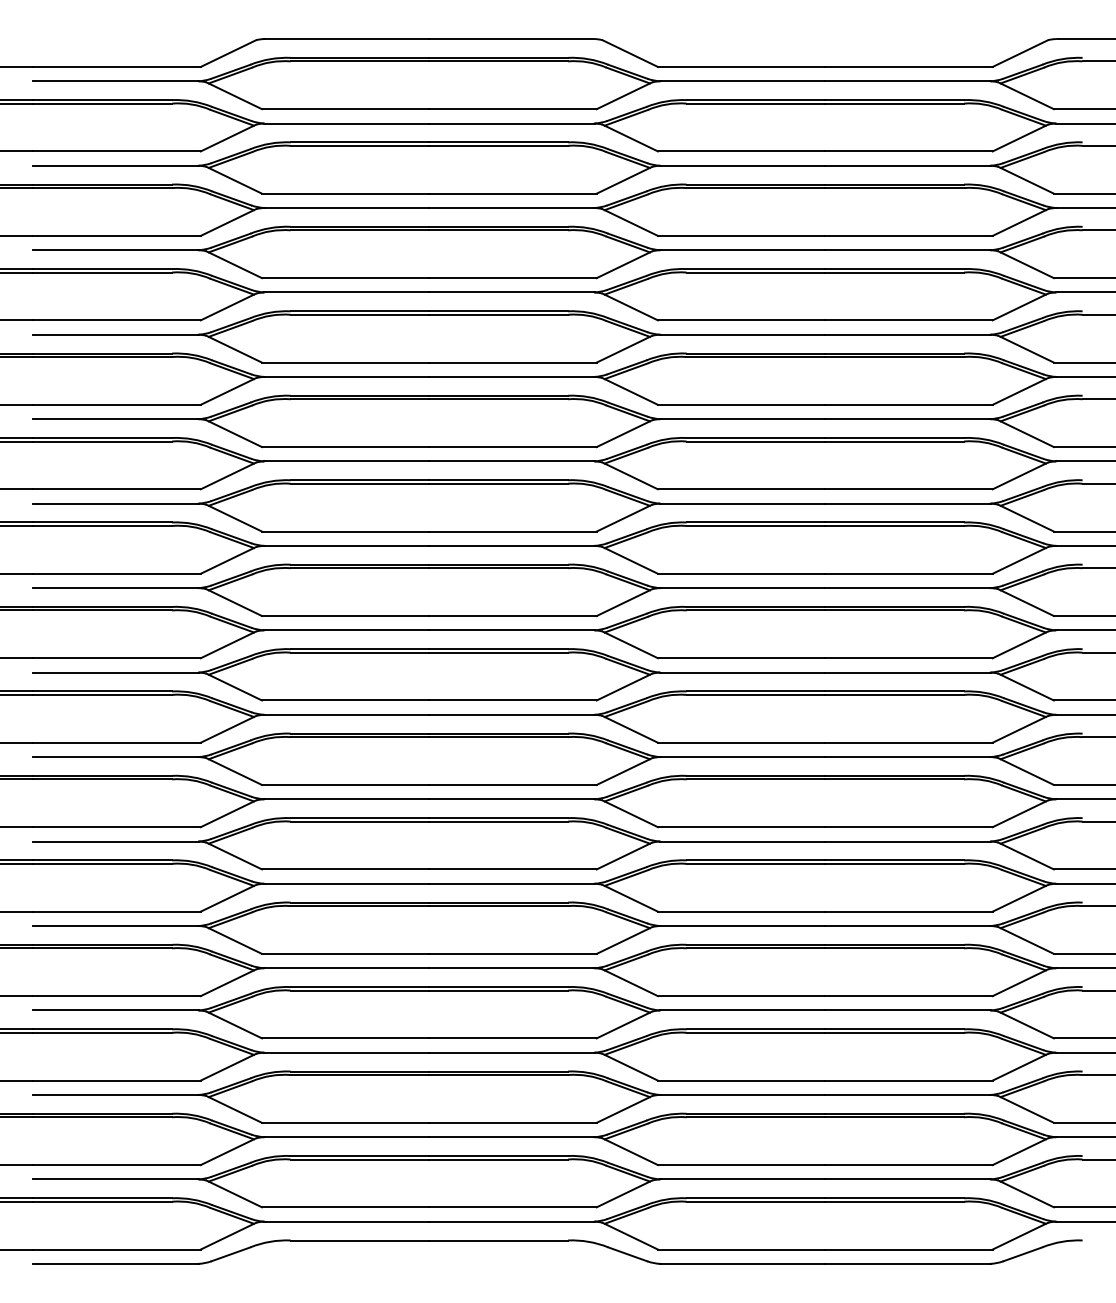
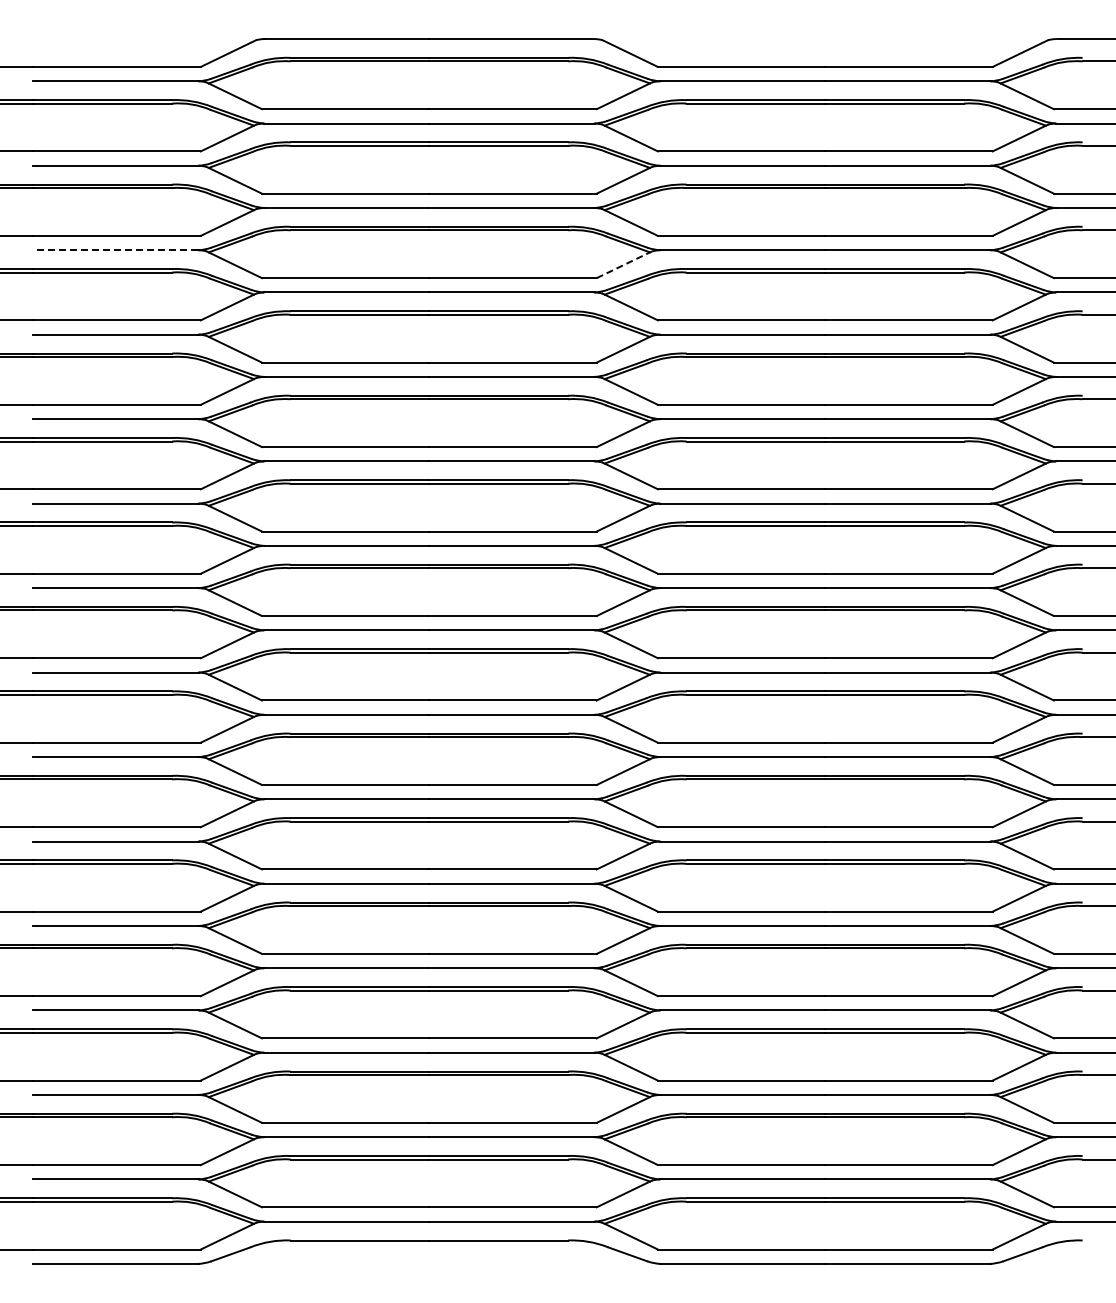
line: solid -> dashed (115, 250)
line: solid -> dashed (624, 264)
